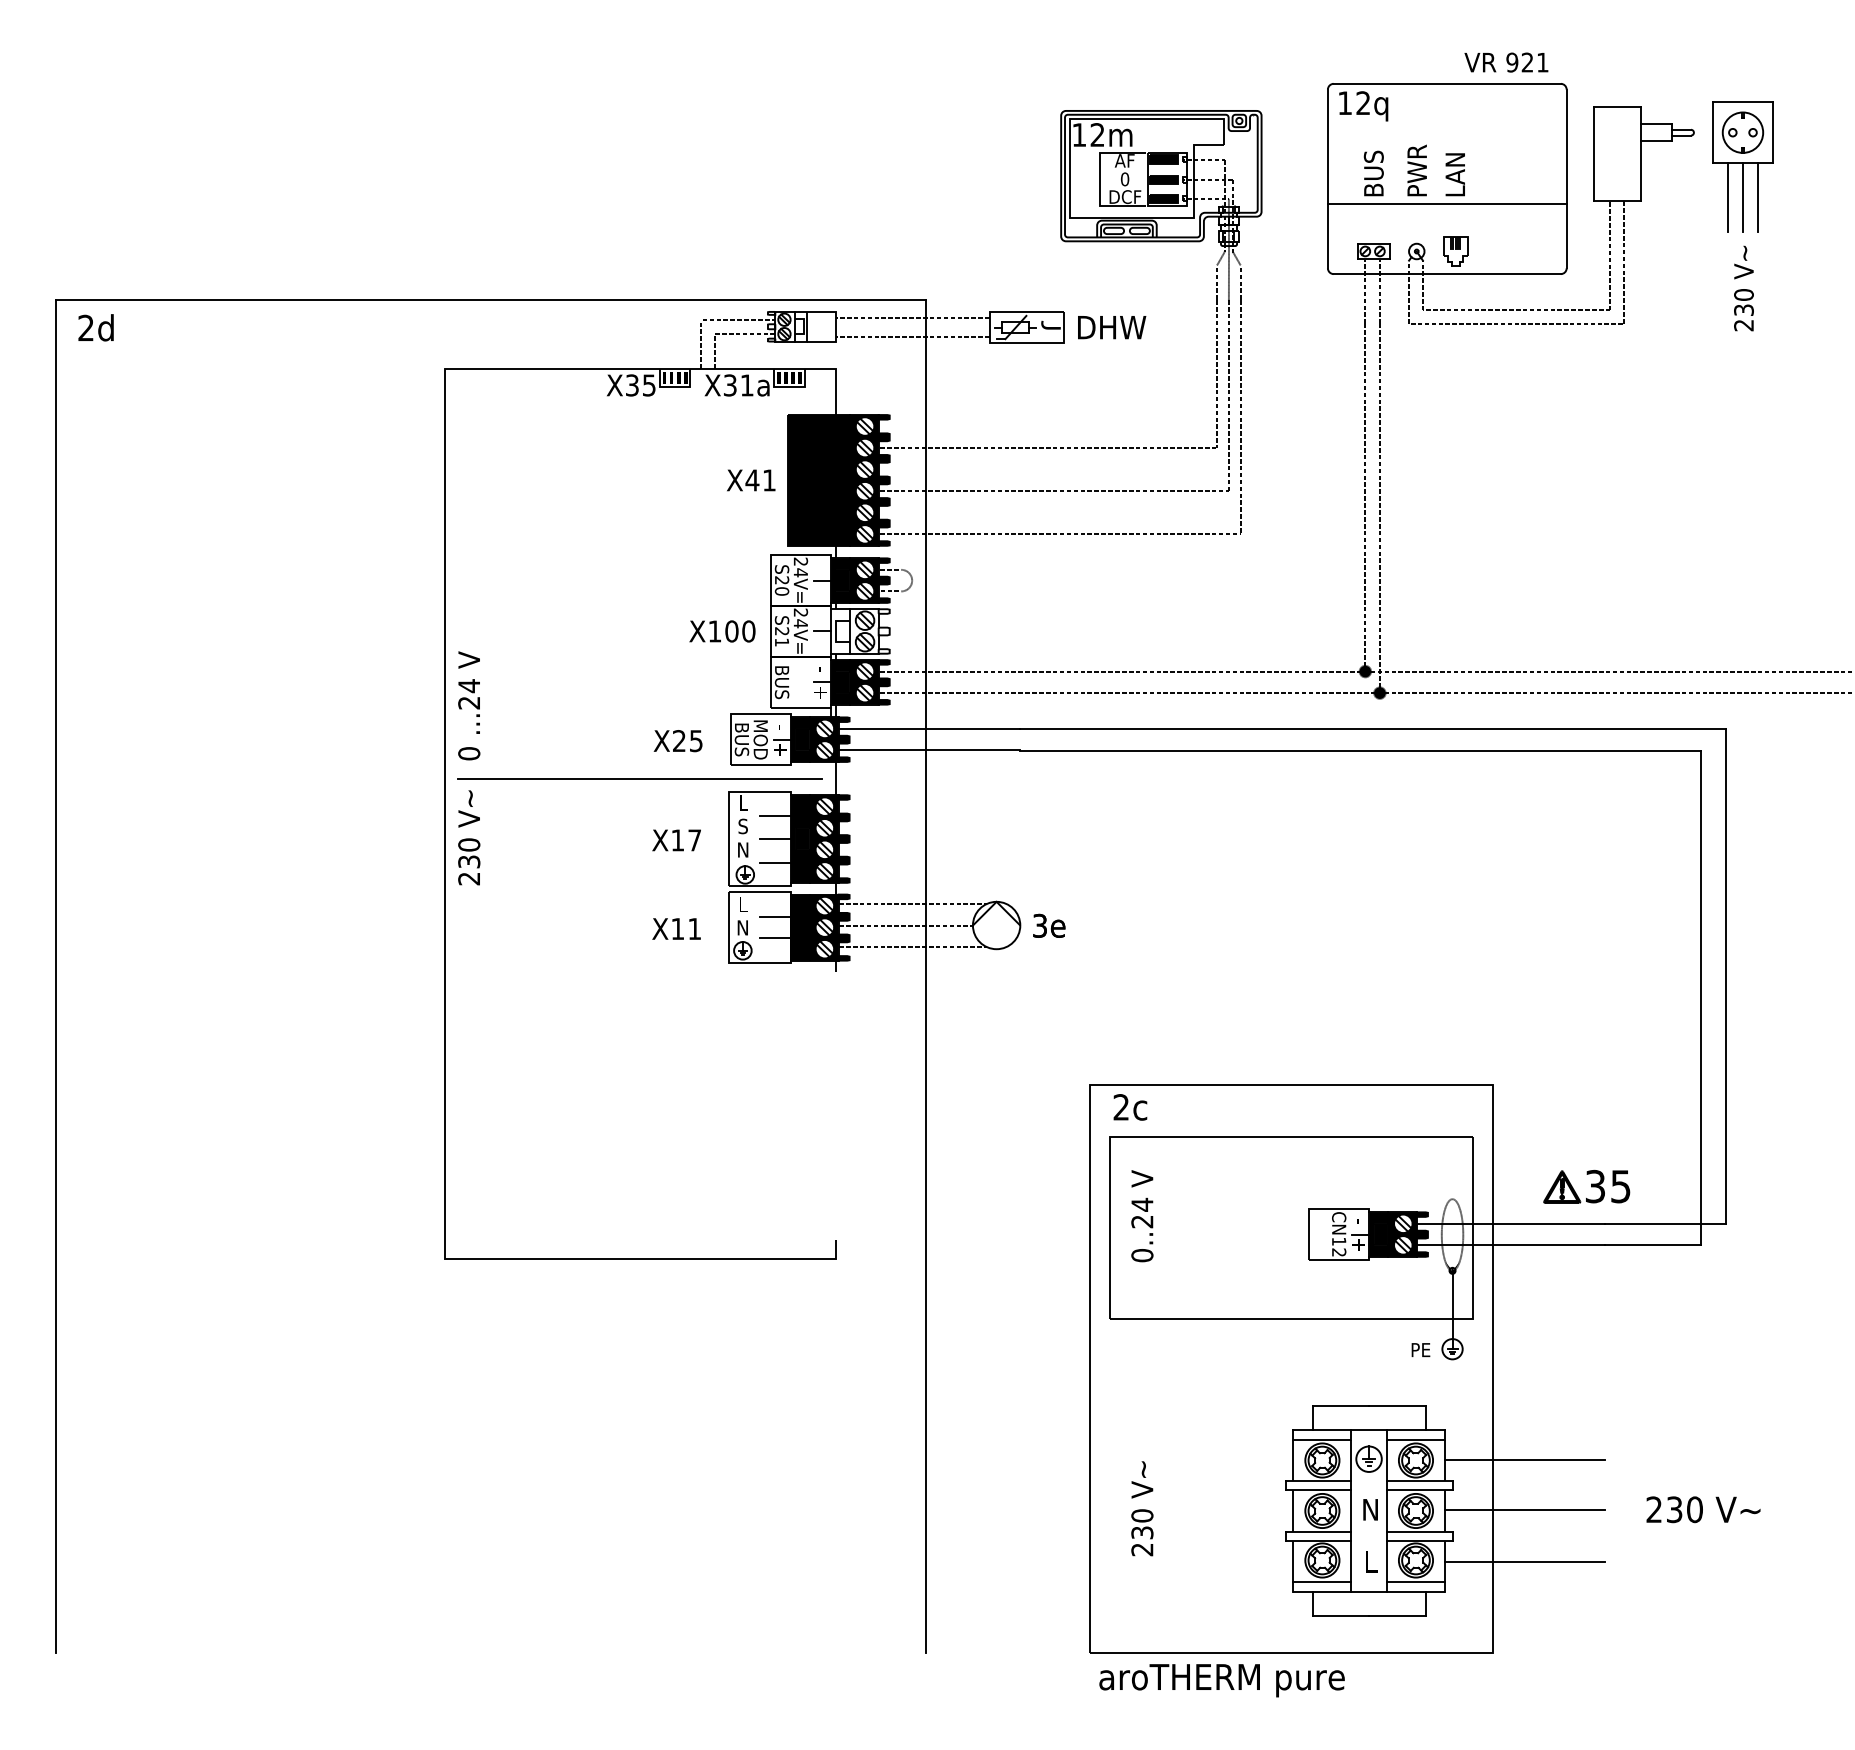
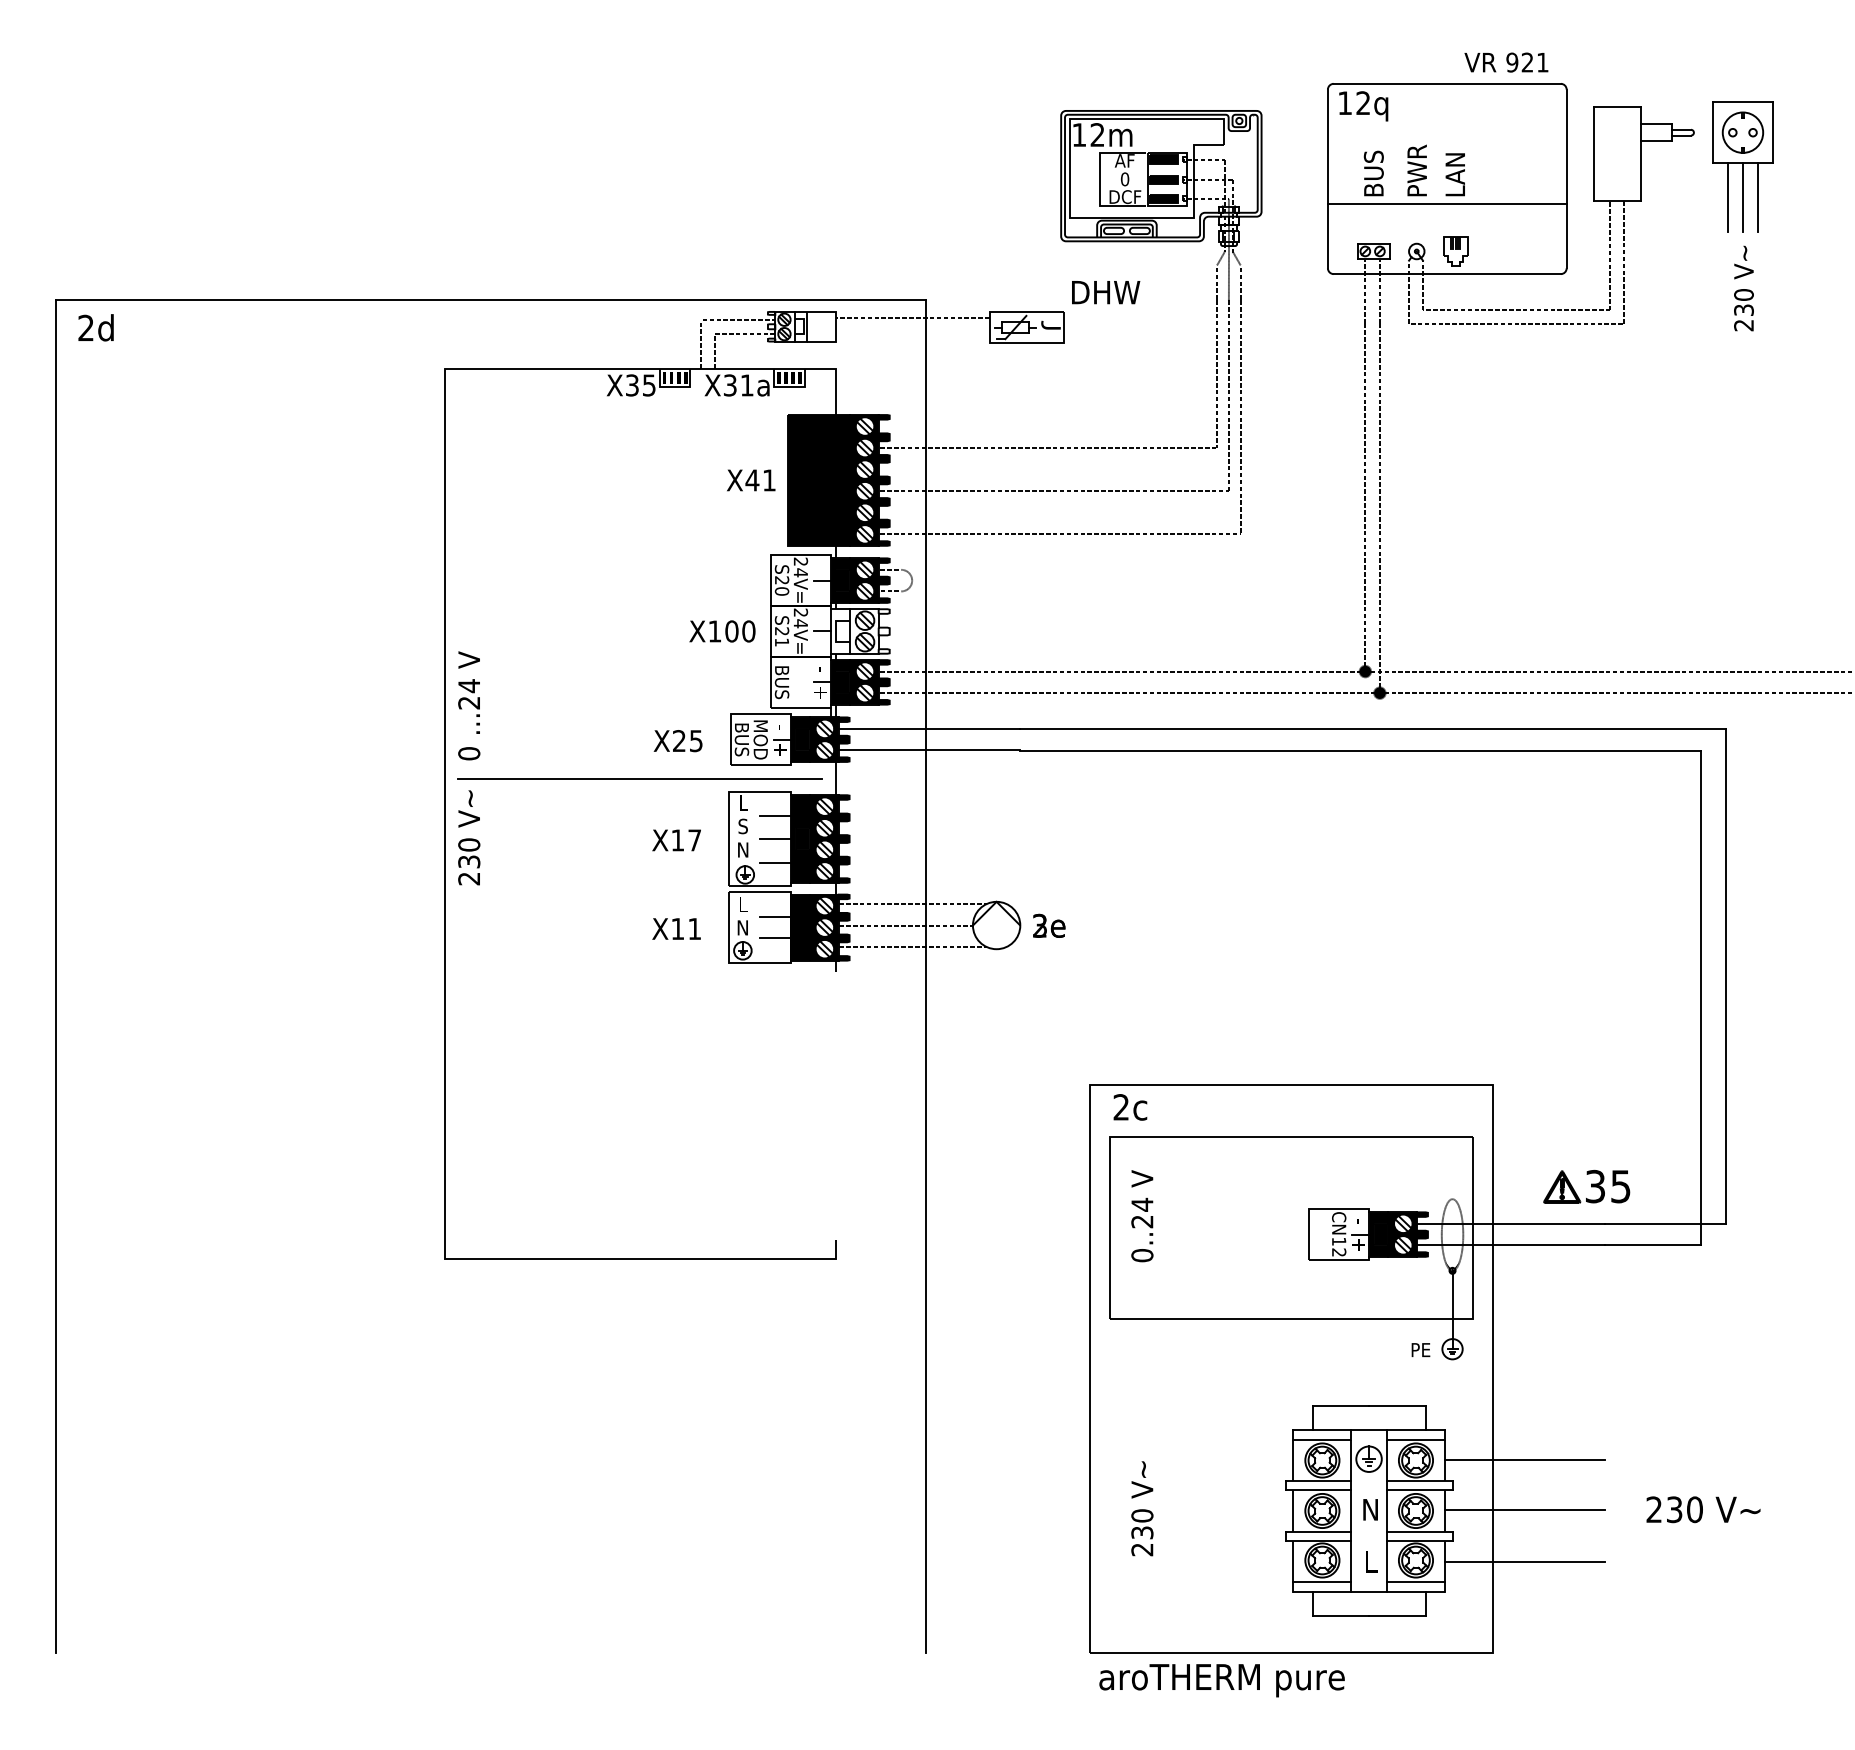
text position: (1112, 327) -> (1106, 292) (1106, 292)
line: present -> none (912, 337)
text: 3e -> 2e (1039, 925)
